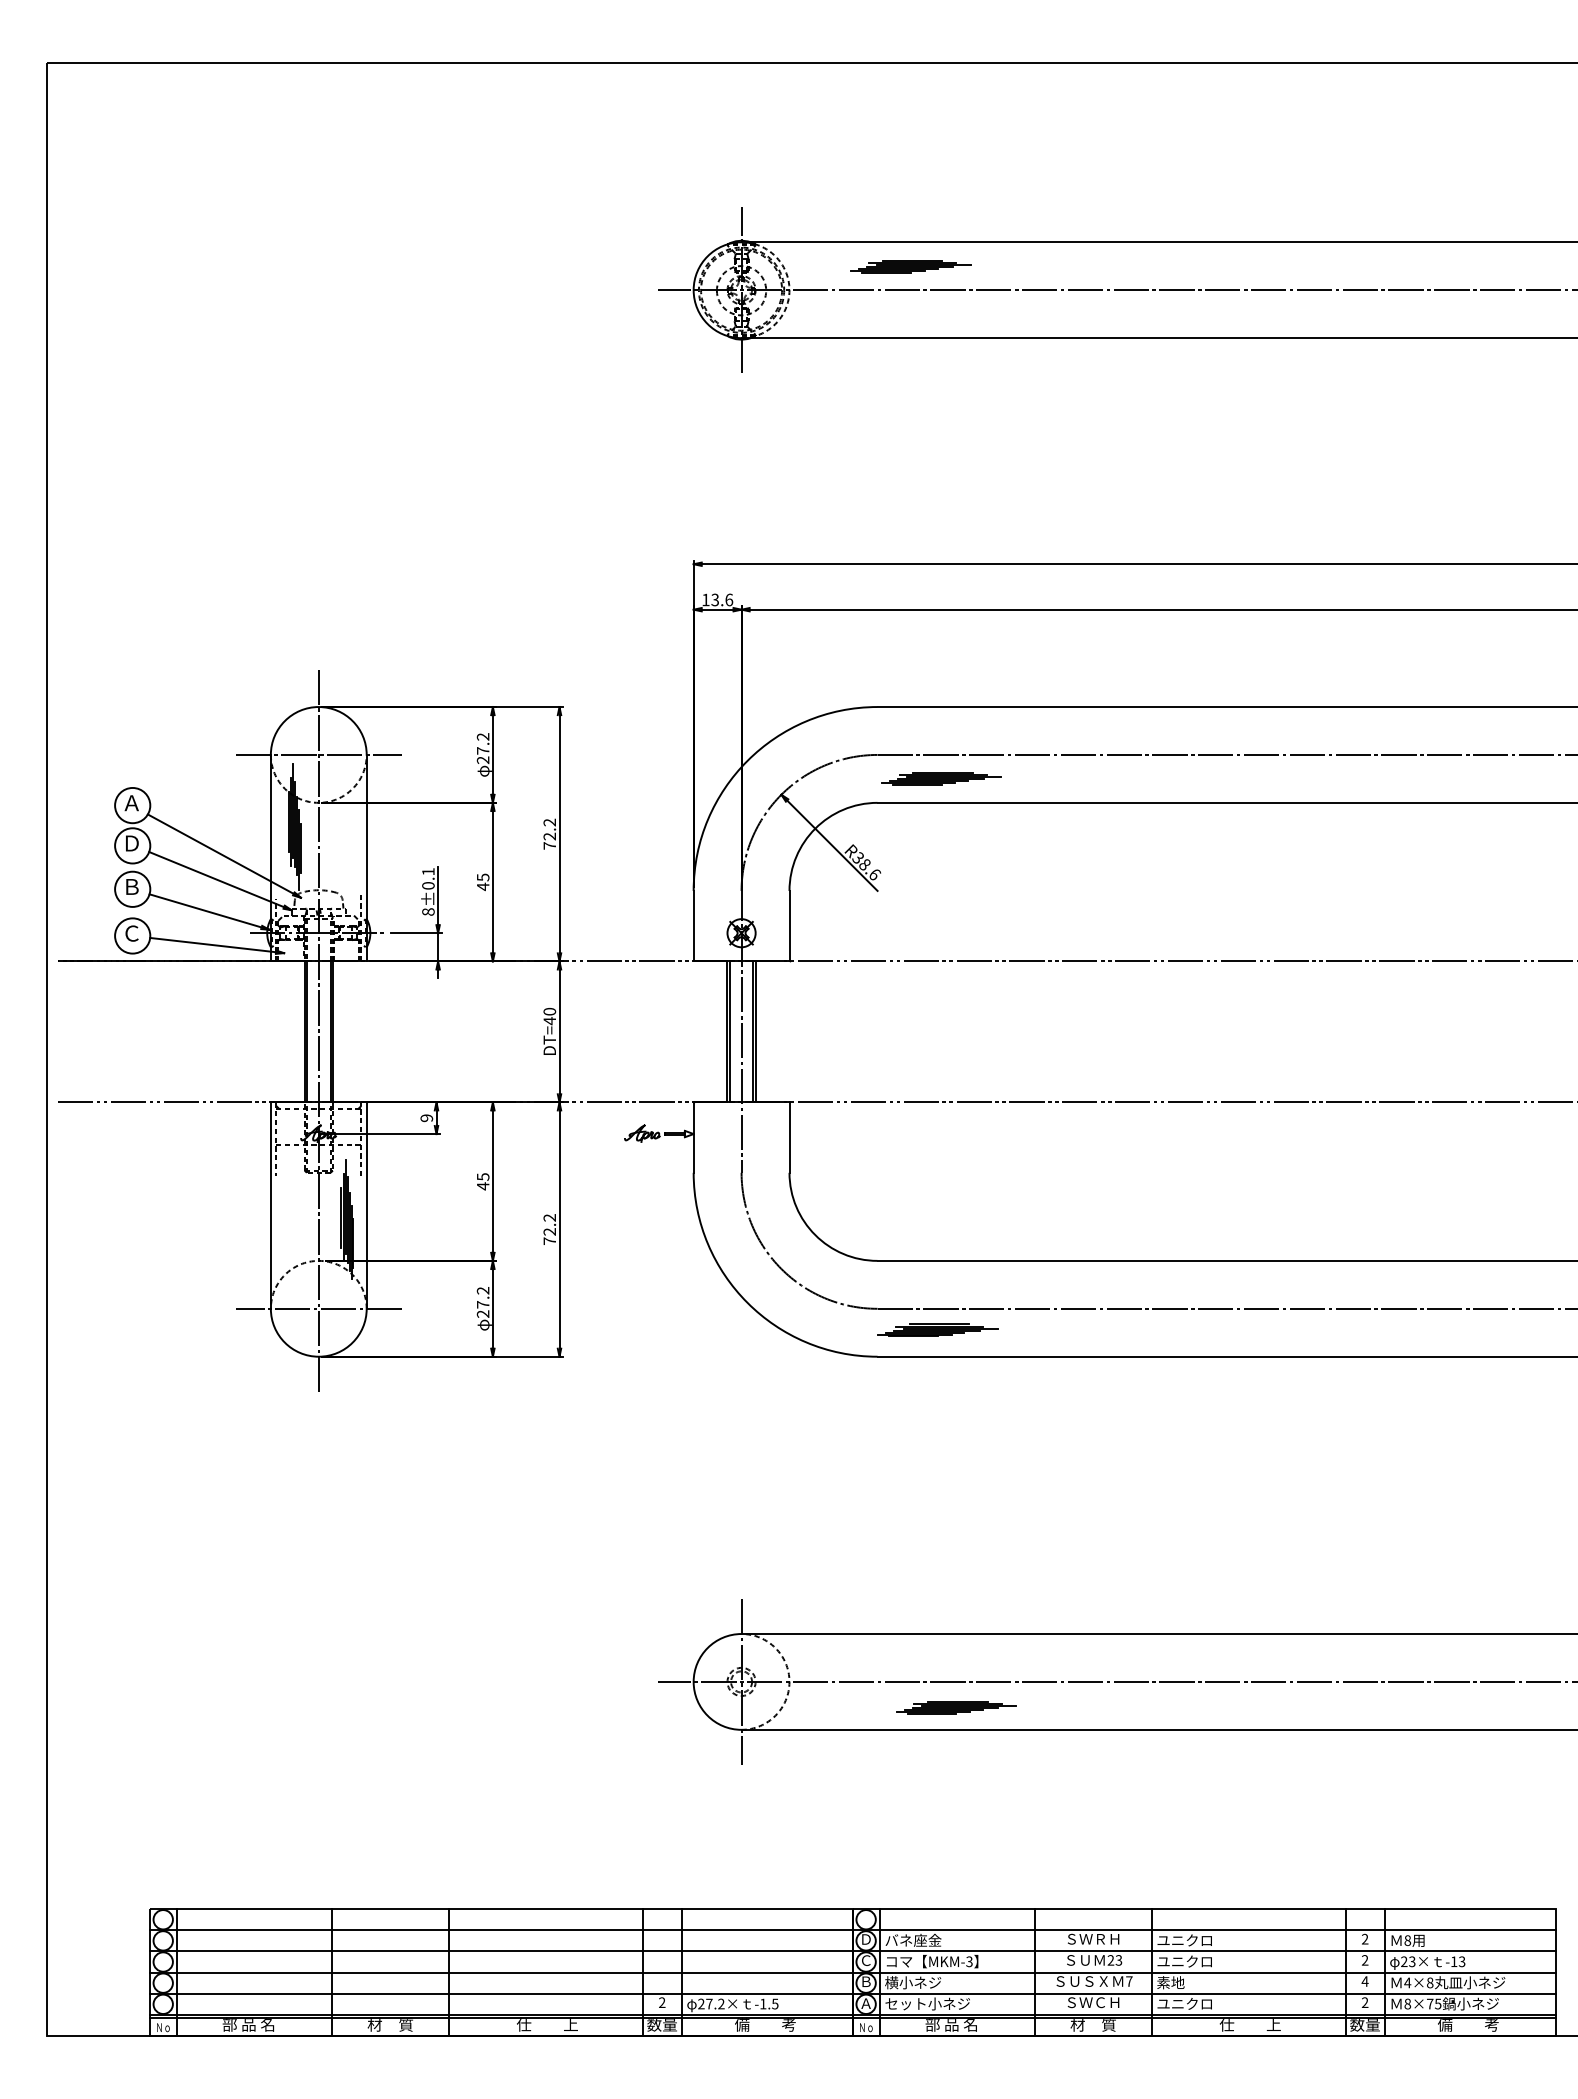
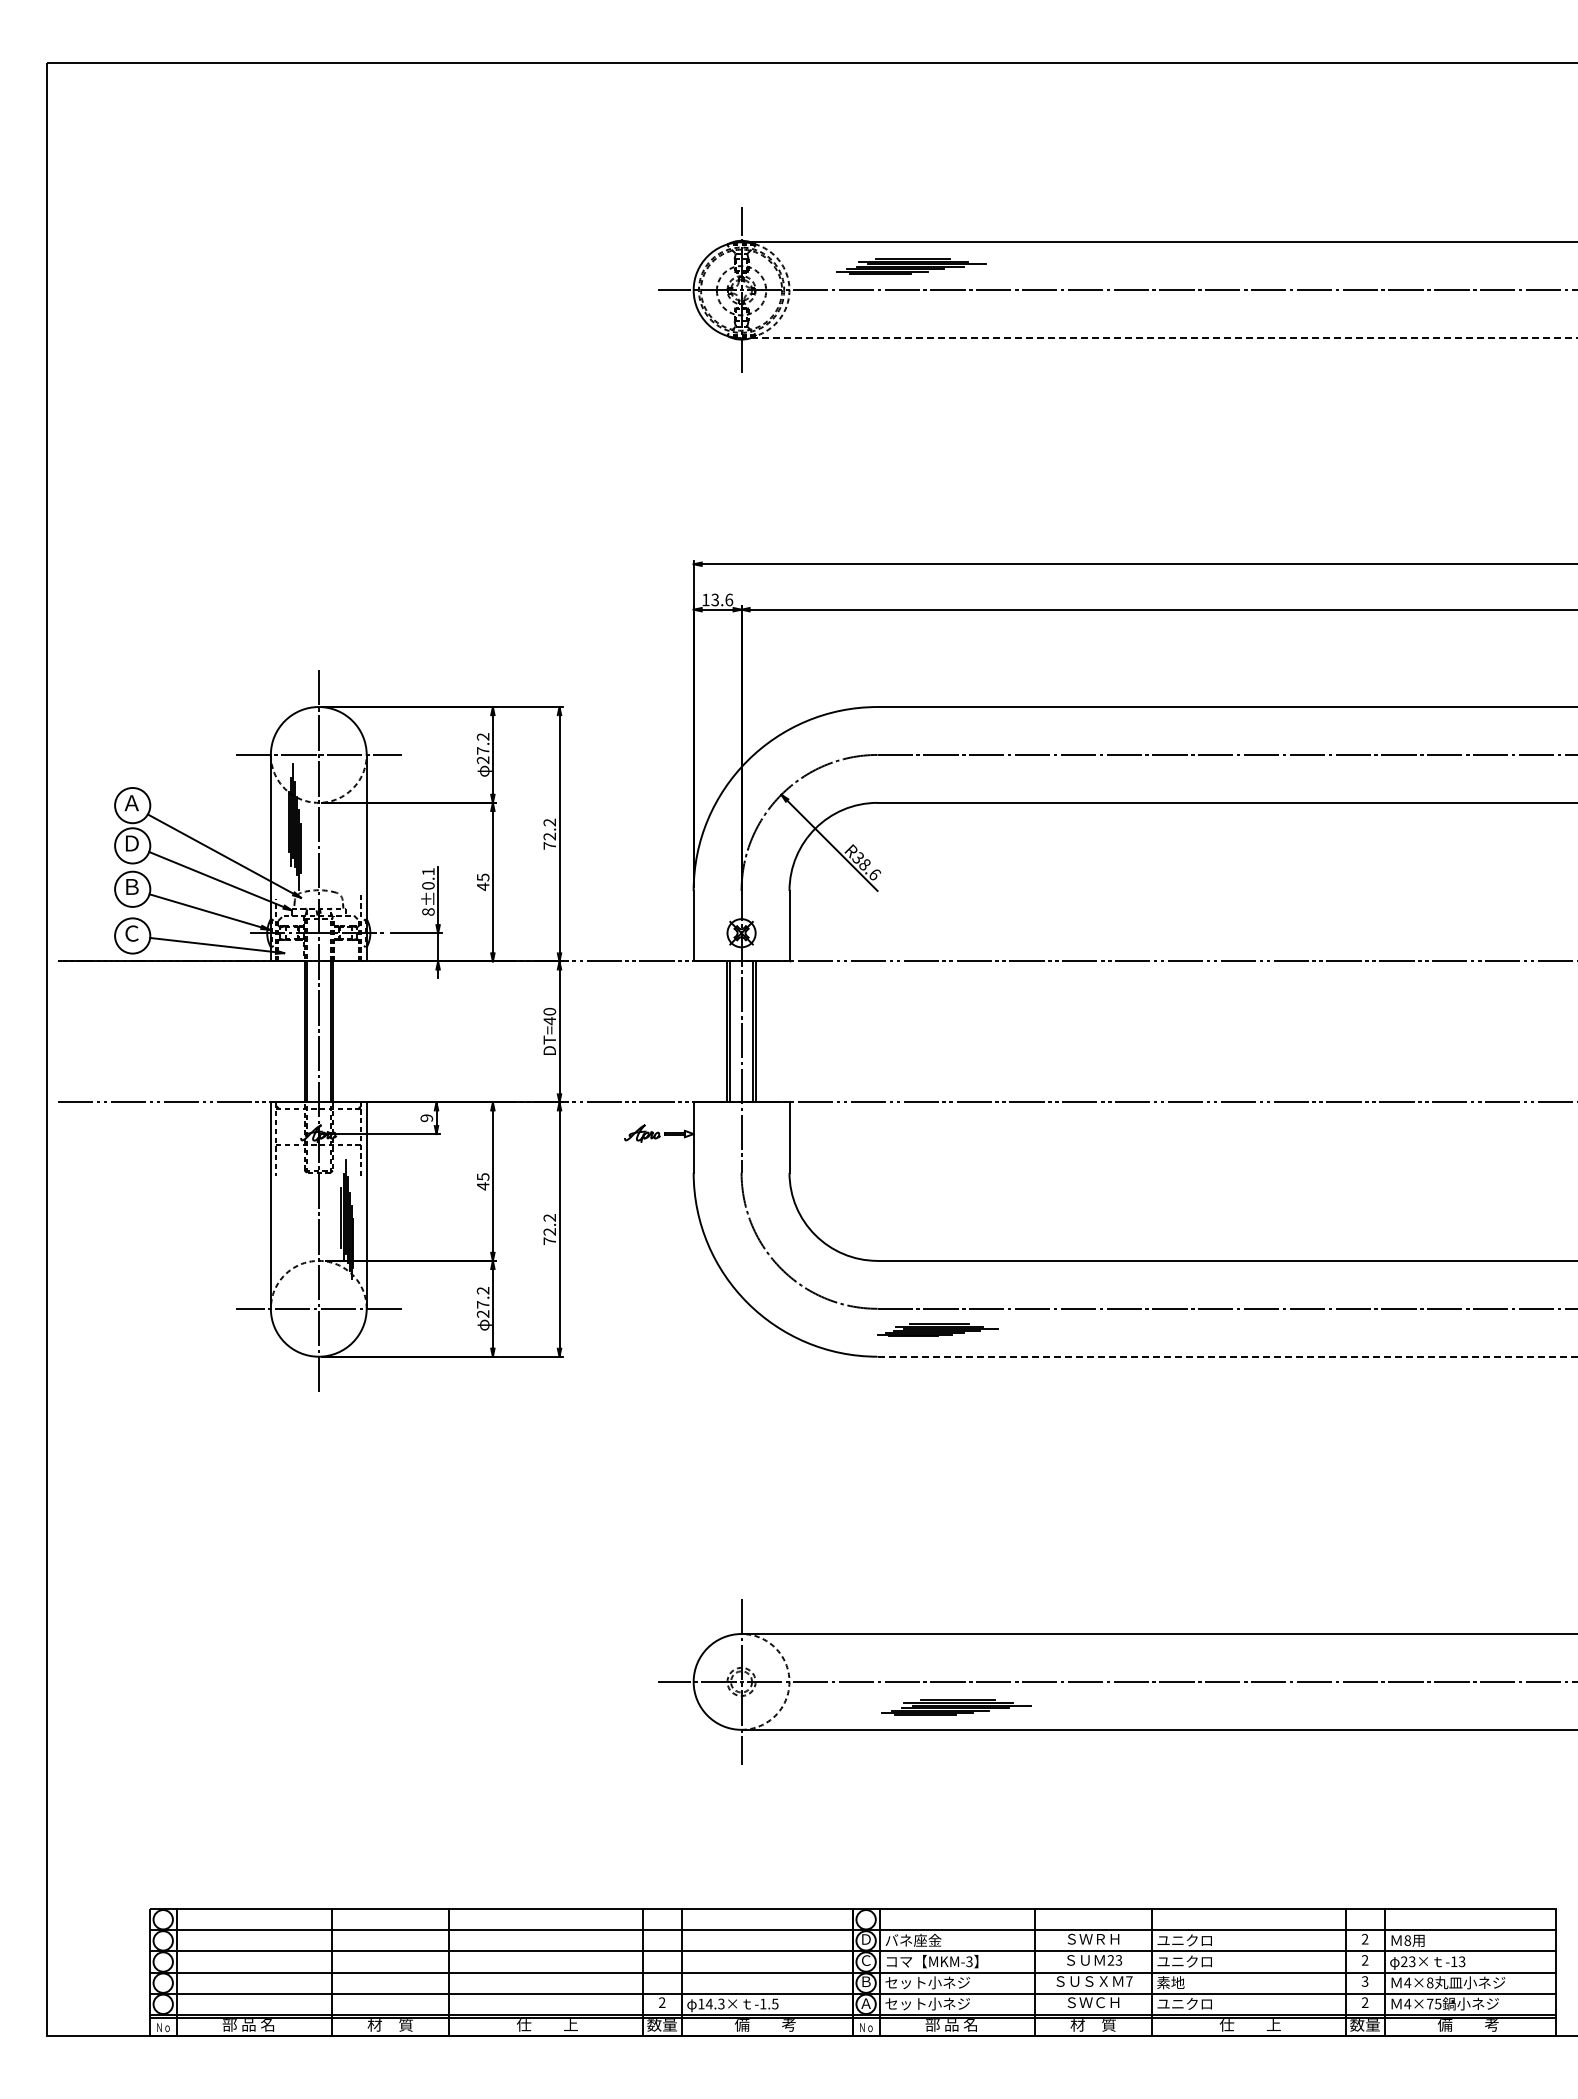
part size: 122x14 px -> 151x17 px (911, 266)
line: solid -> dashed (1159, 338)
part: present -> none (941, 778)
line: solid -> dashed (1227, 1356)
part size: 121x14 px -> 151x17 px (956, 1707)
text: 4 -> 3 (1364, 1981)
text: 横小ネジ -> セット小ネジ (927, 1982)
text: 27.2× -> 14.3× (711, 2003)
text: 8×75 -> 4×75 (1407, 2003)
